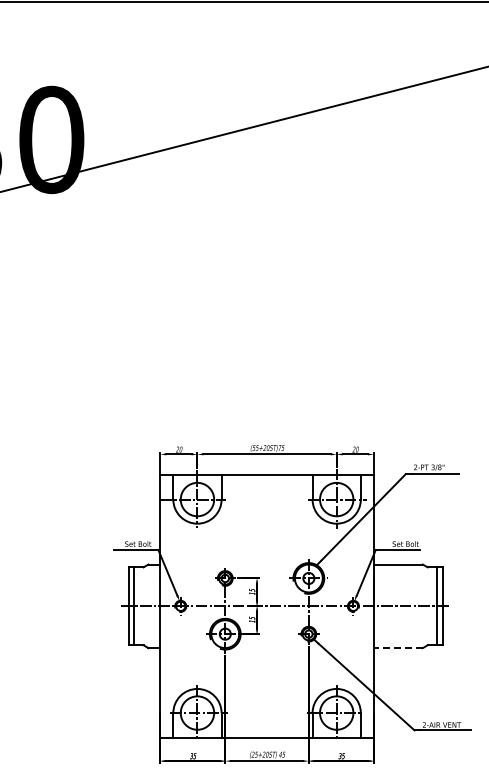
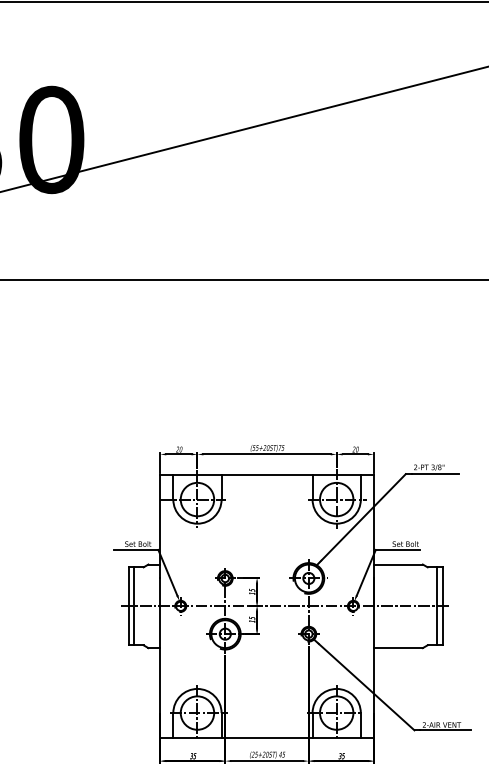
line: none -> present (243, 280)
line: dashed -> solid (398, 648)
